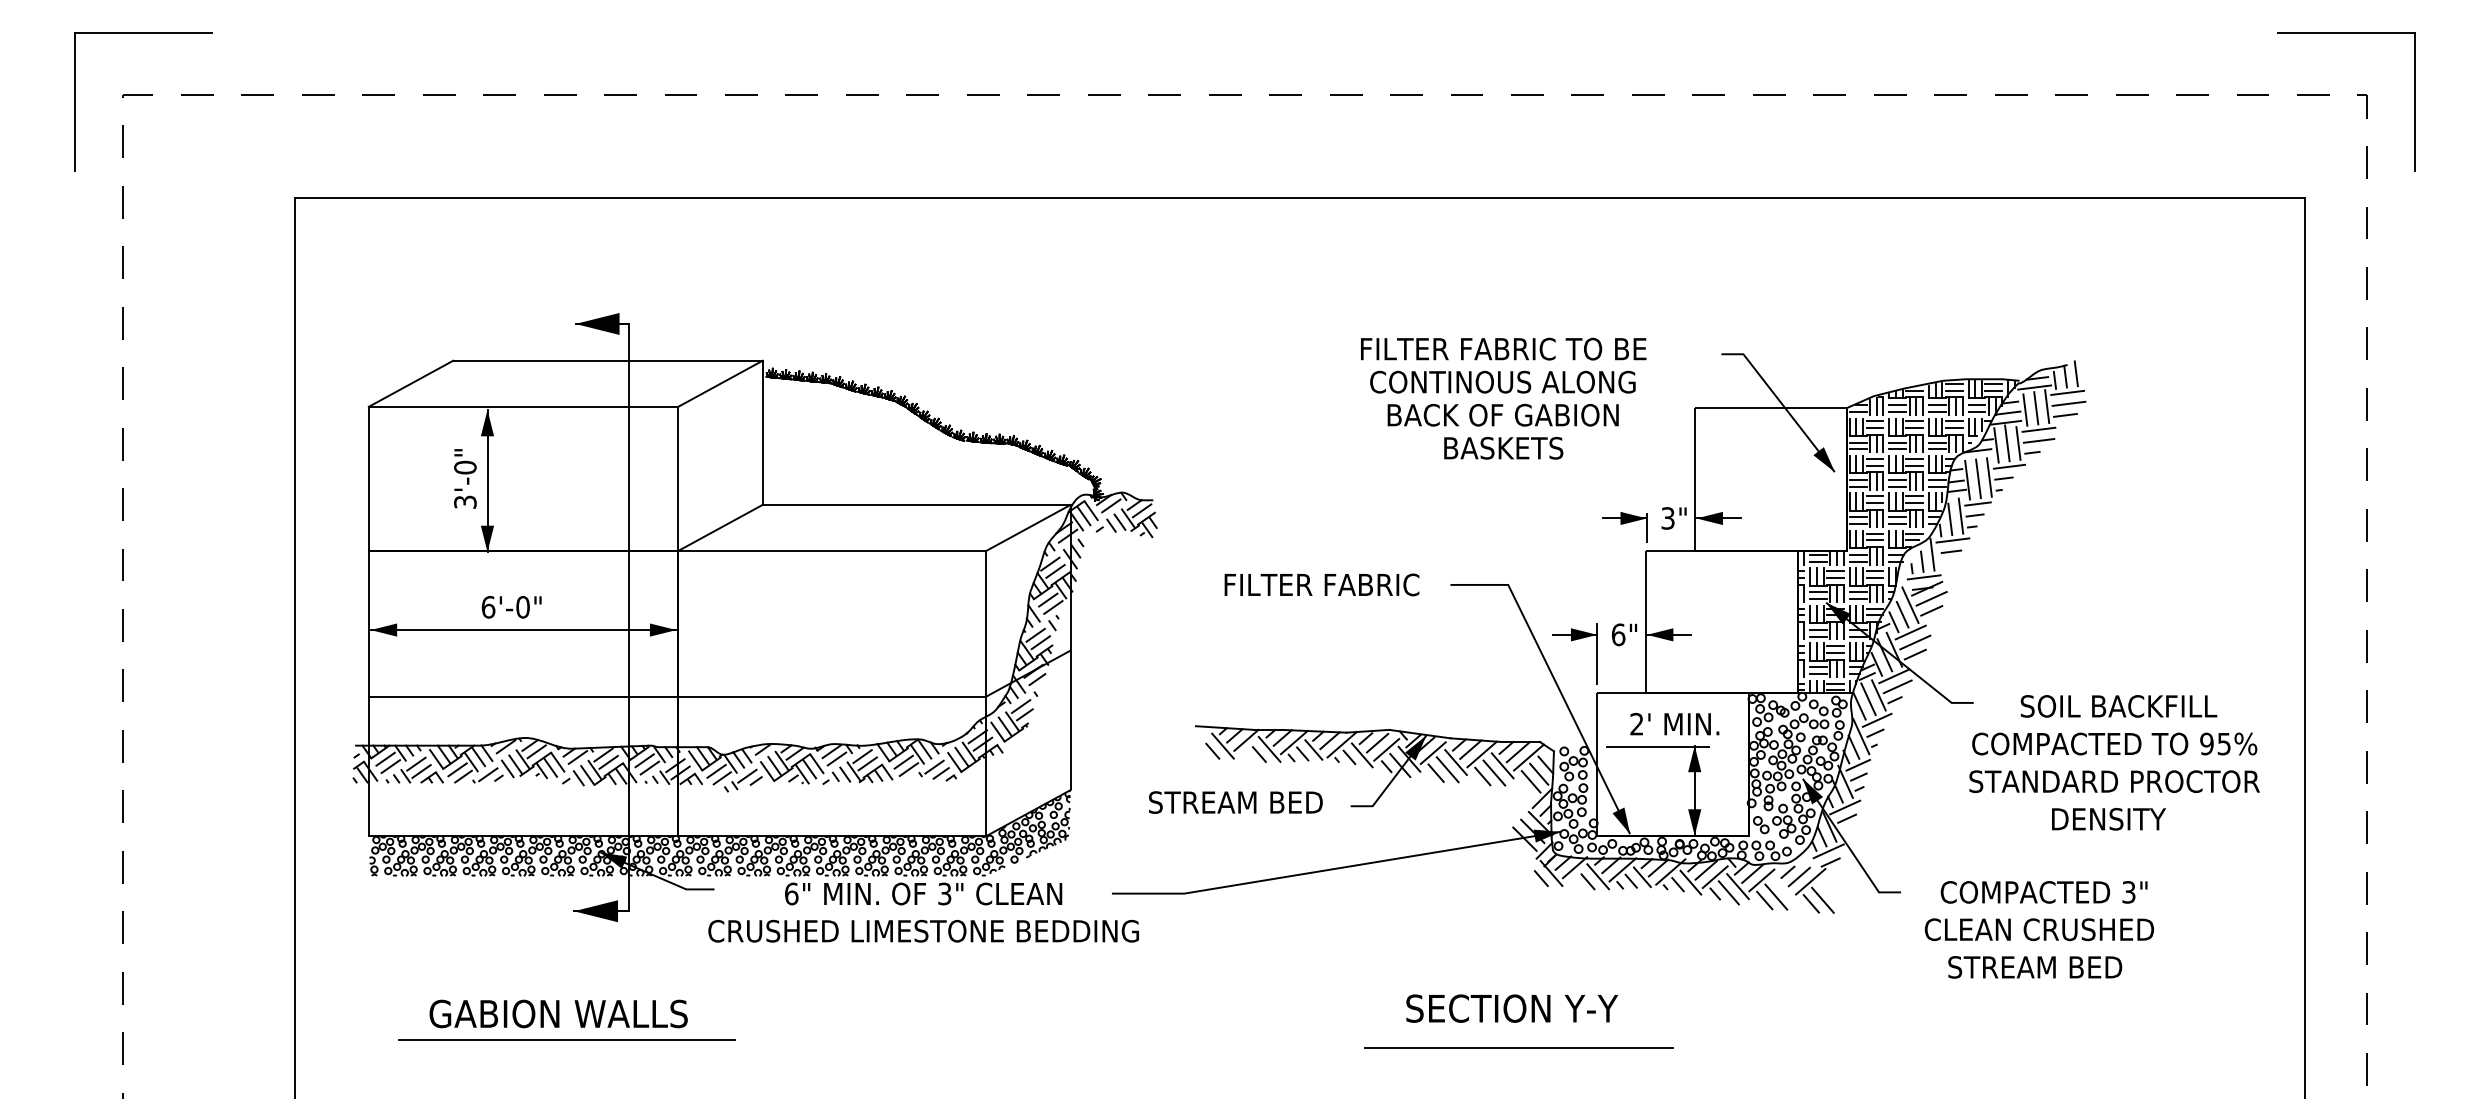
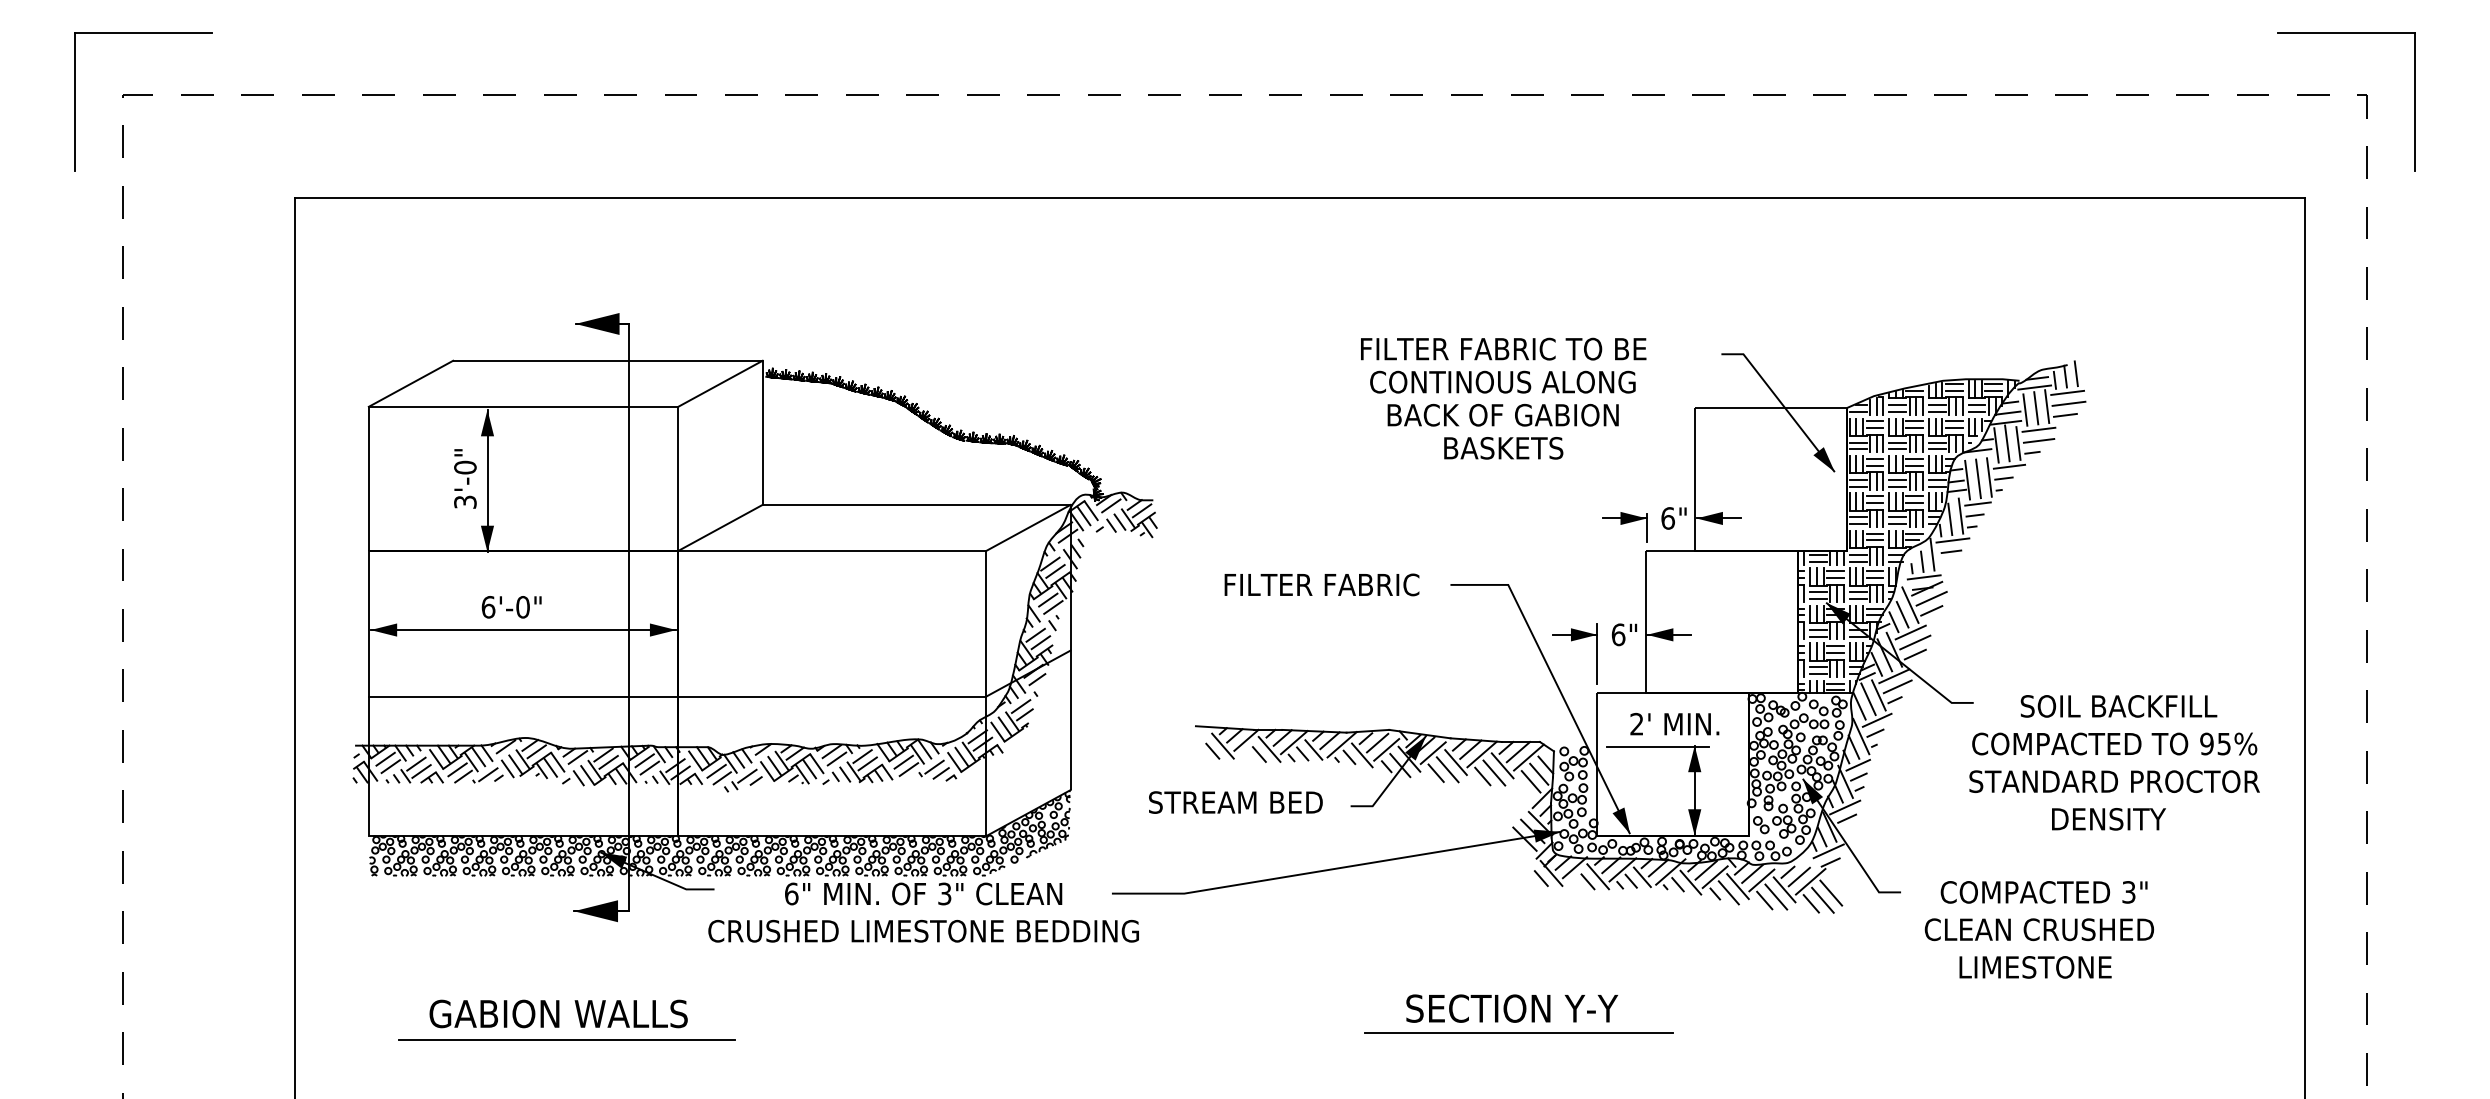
text: 3" -> 6" (1667, 518)
line: none -> present (1784, 889)
line: none -> present (1831, 892)
text: STREAM BED -> LIMESTONE (2035, 967)
line position: (1518, 1047) -> (1518, 1032) (1518, 1032)
